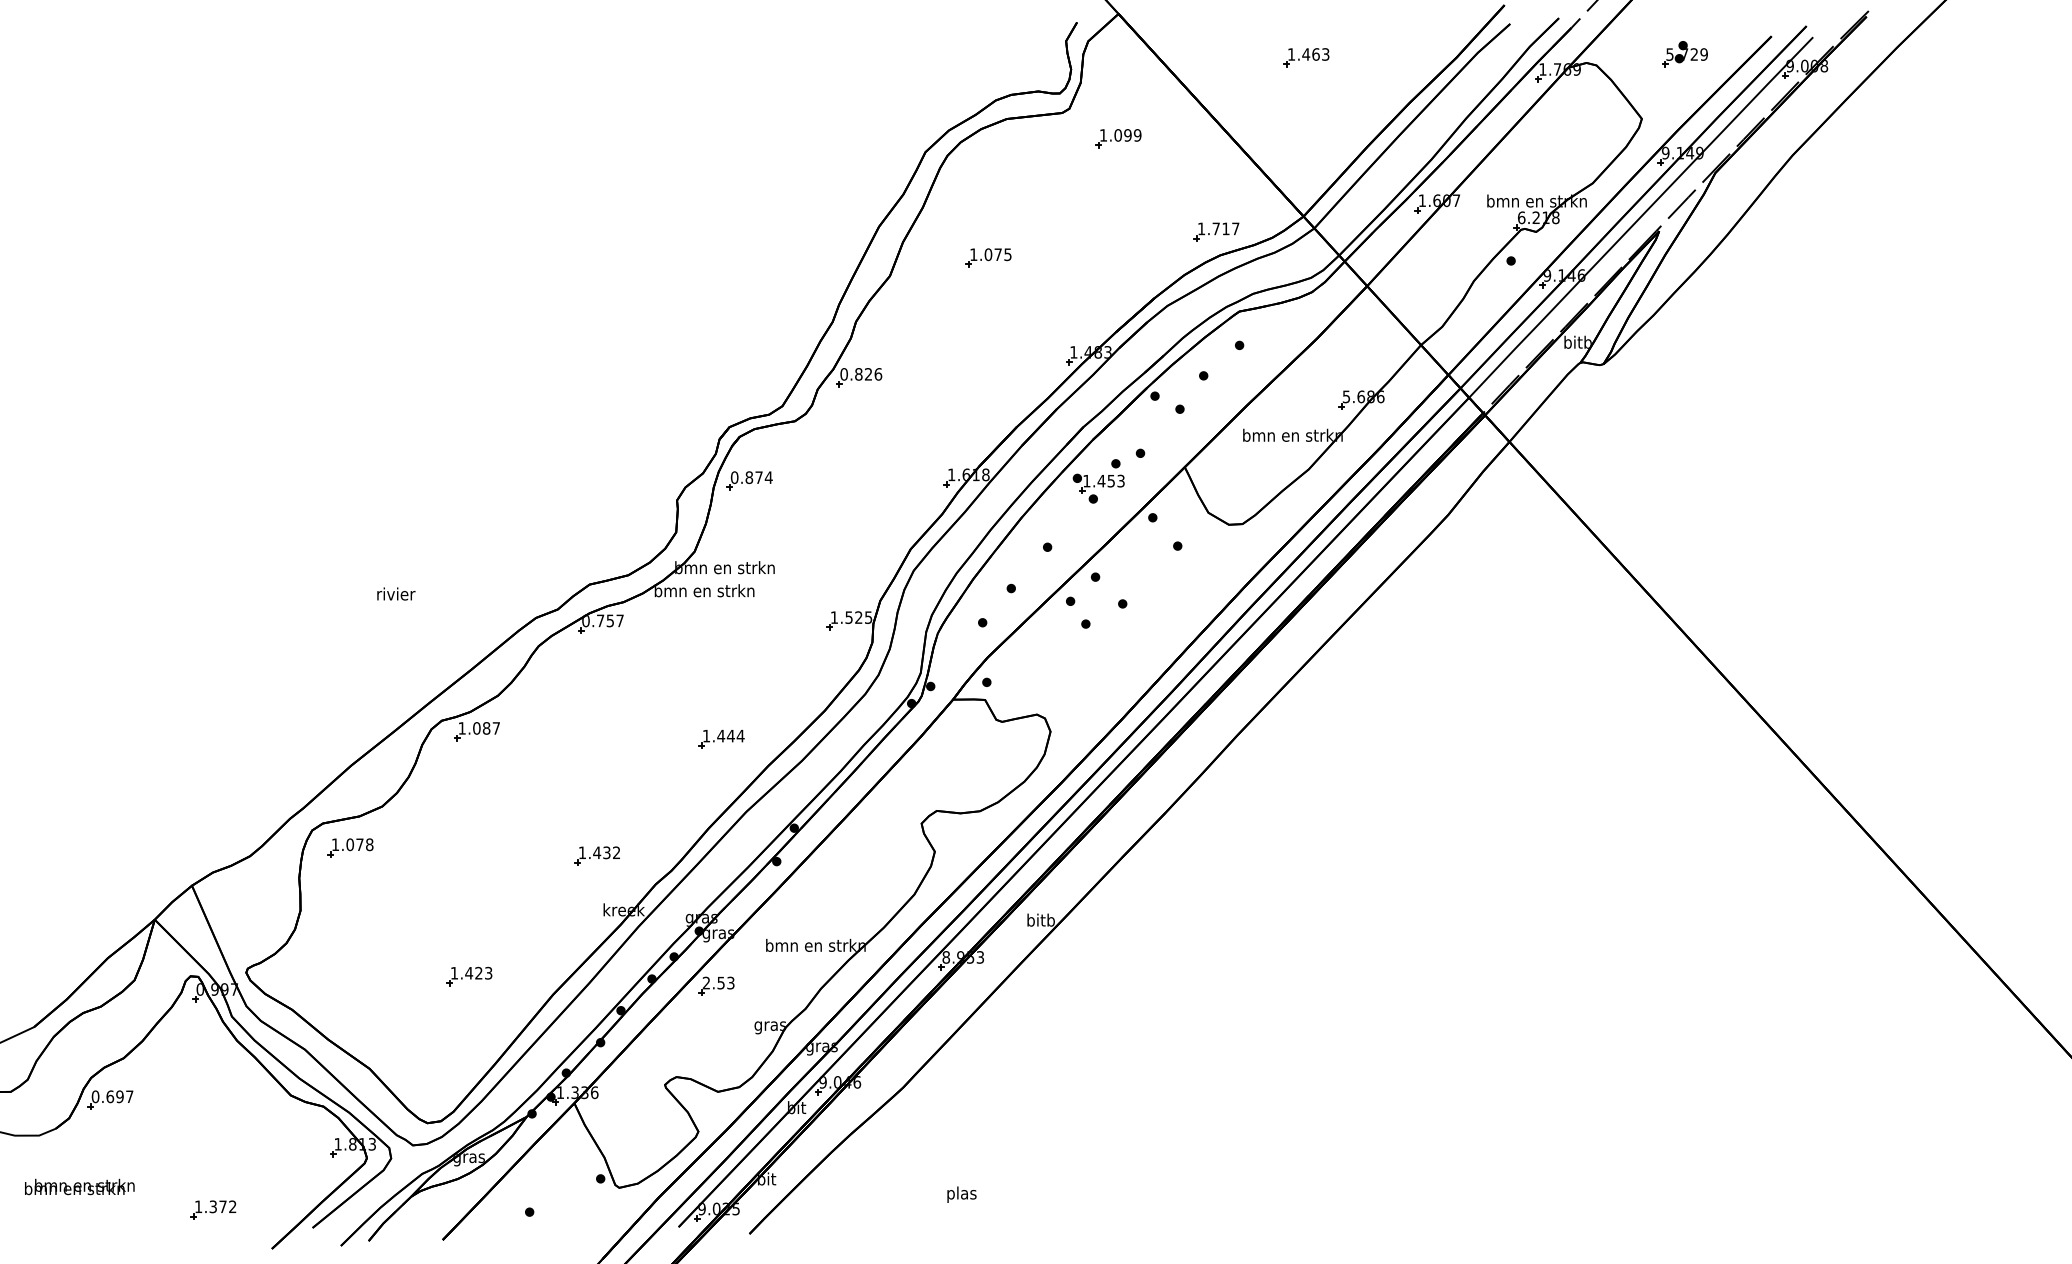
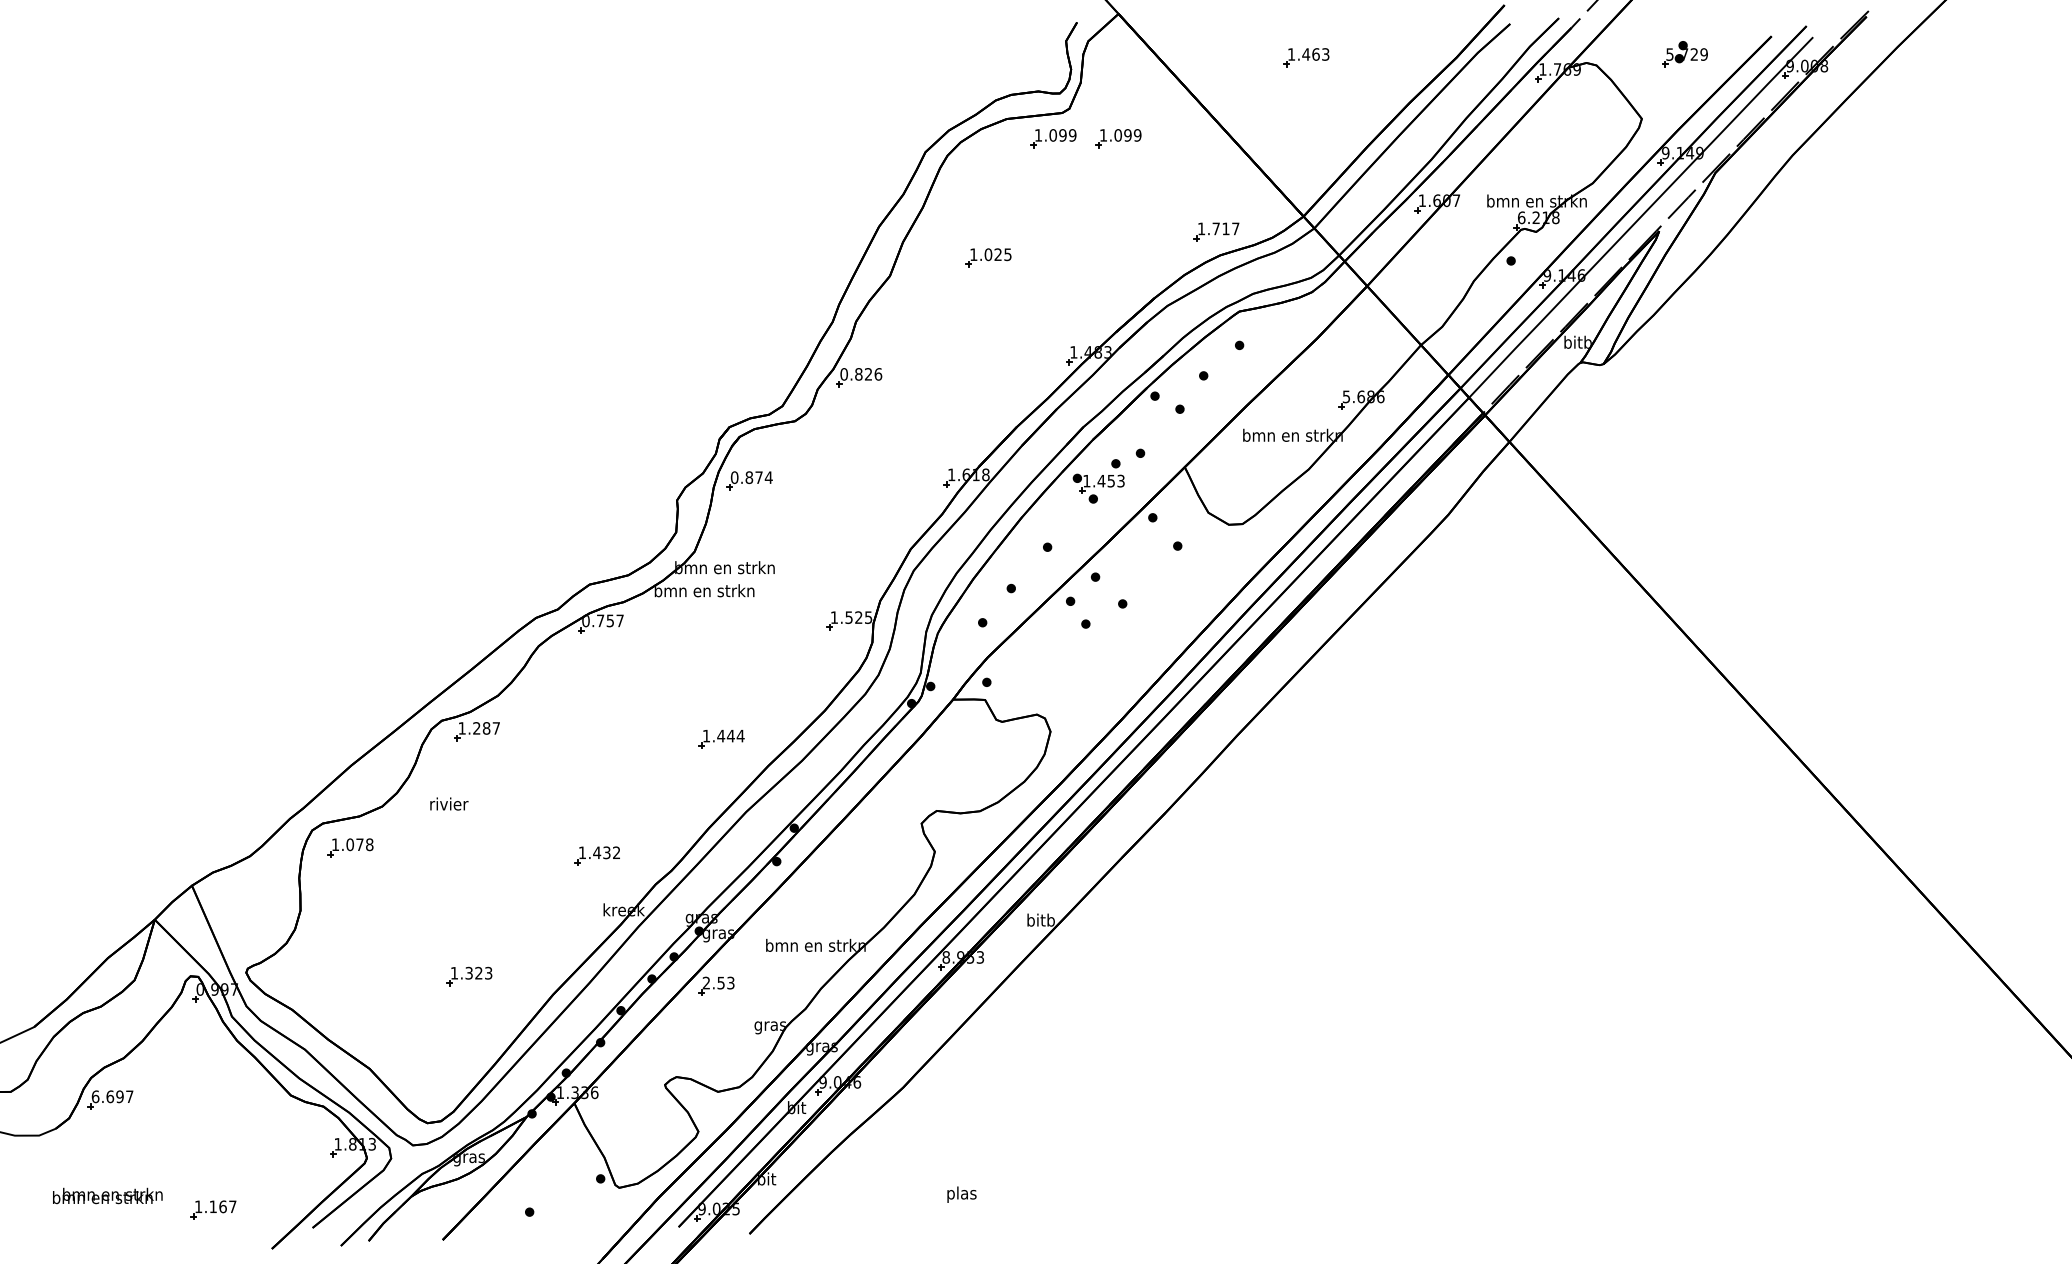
part: none -> present (1053, 138)
text: 1.075 -> 1.025 (997, 254)
text position: (396, 593) -> (449, 803) (449, 803)
text: 1.087 -> 1.287 (476, 728)
text: 1.423 -> 1.323 (469, 972)
text: 0.697 -> 6.697 (95, 1096)
text position: (79, 1186) -> (107, 1195) (107, 1195)
text: 1.372 -> 1.167 (222, 1206)
